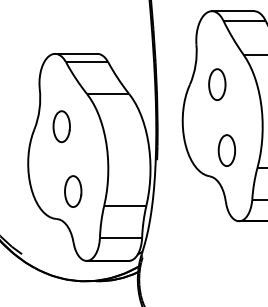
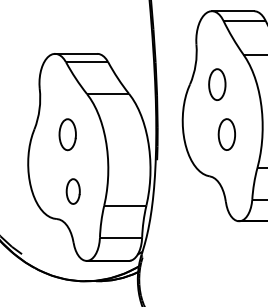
part position: (61, 126) -> (67, 134) (67, 134)
part position: (226, 150) -> (226, 134) (226, 134)
part size: 19x33 px -> 16x27 px (72, 191)
